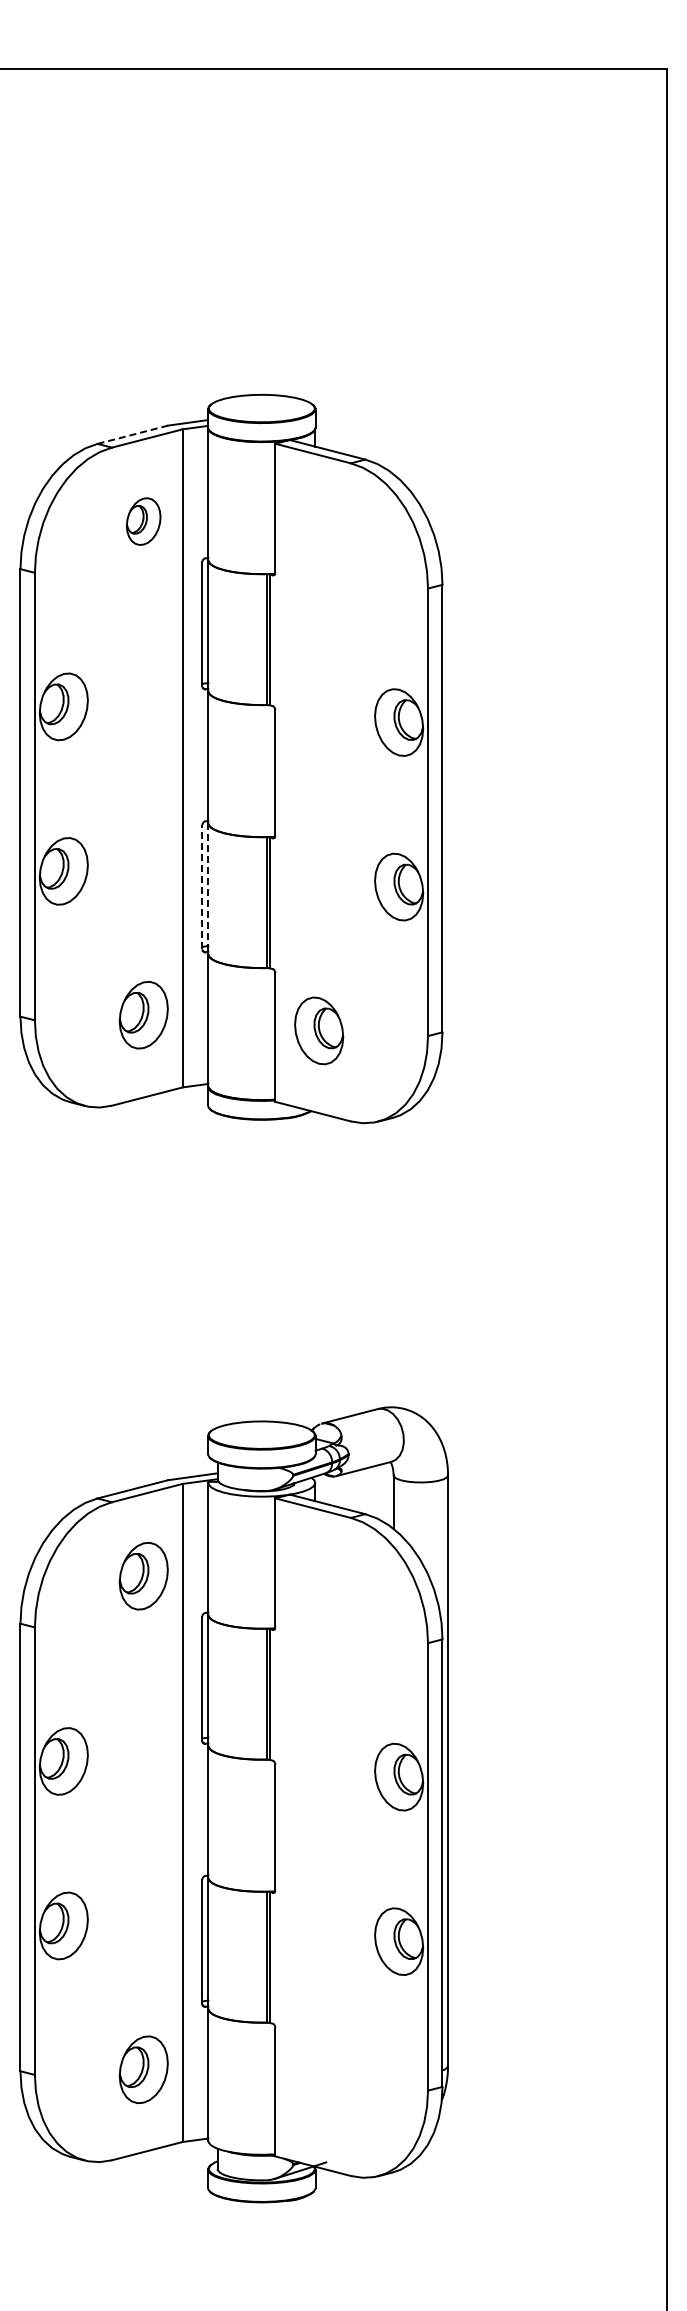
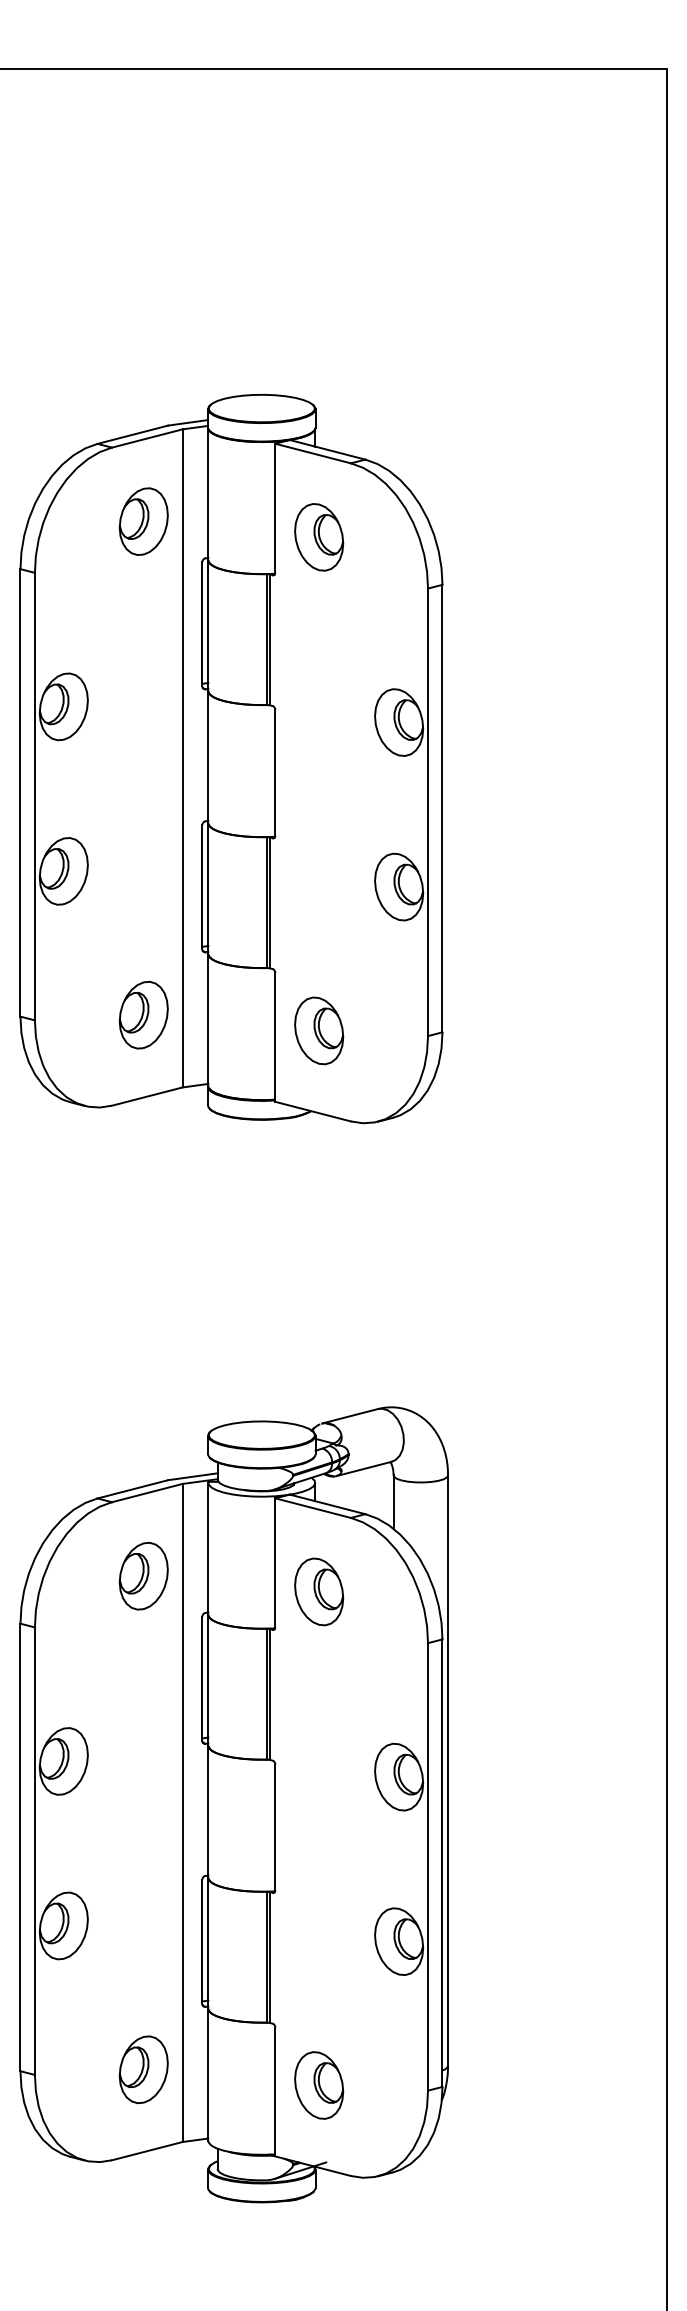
line: dashed -> solid (133, 434)
part size: 36x49 px -> 51x69 px (143, 521)
part: none -> present (319, 537)
line: dashed -> solid (202, 886)
line: dashed -> solid (208, 889)
part: none -> present (319, 1591)
part: none -> present (319, 2085)
